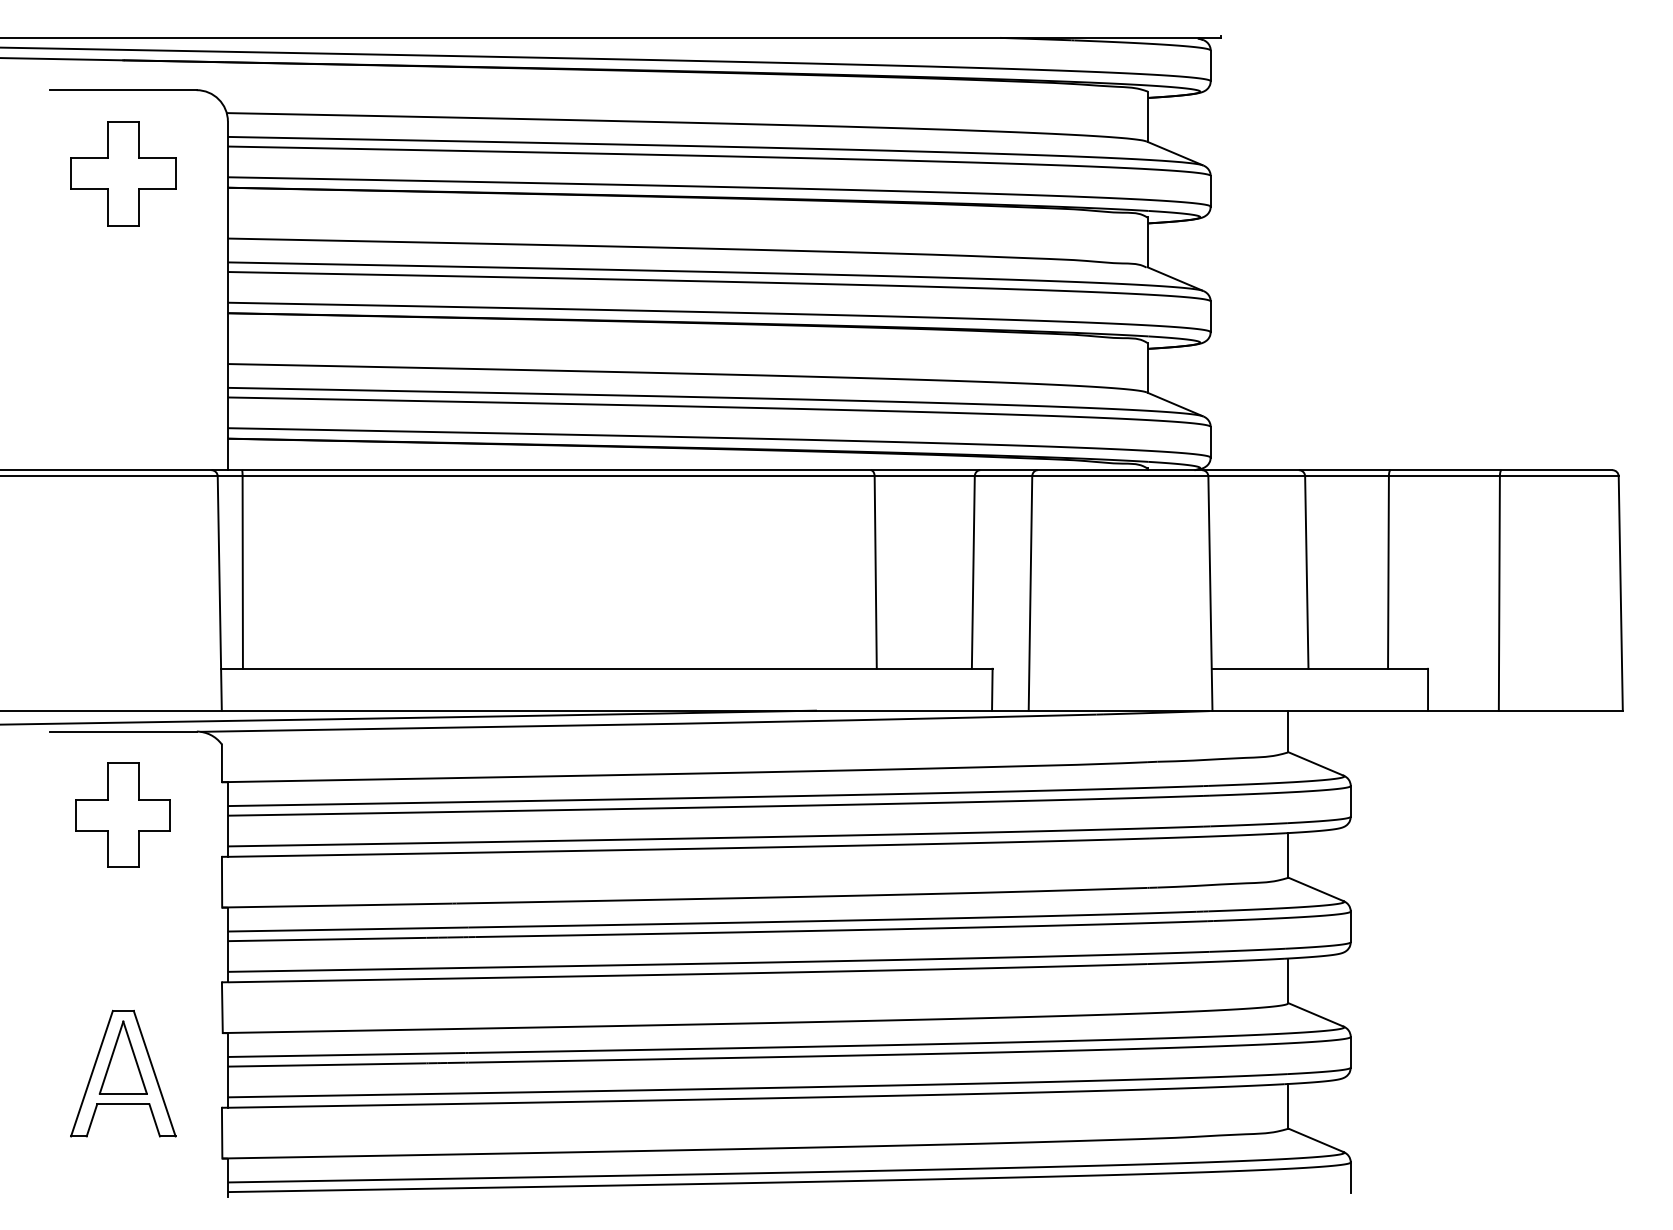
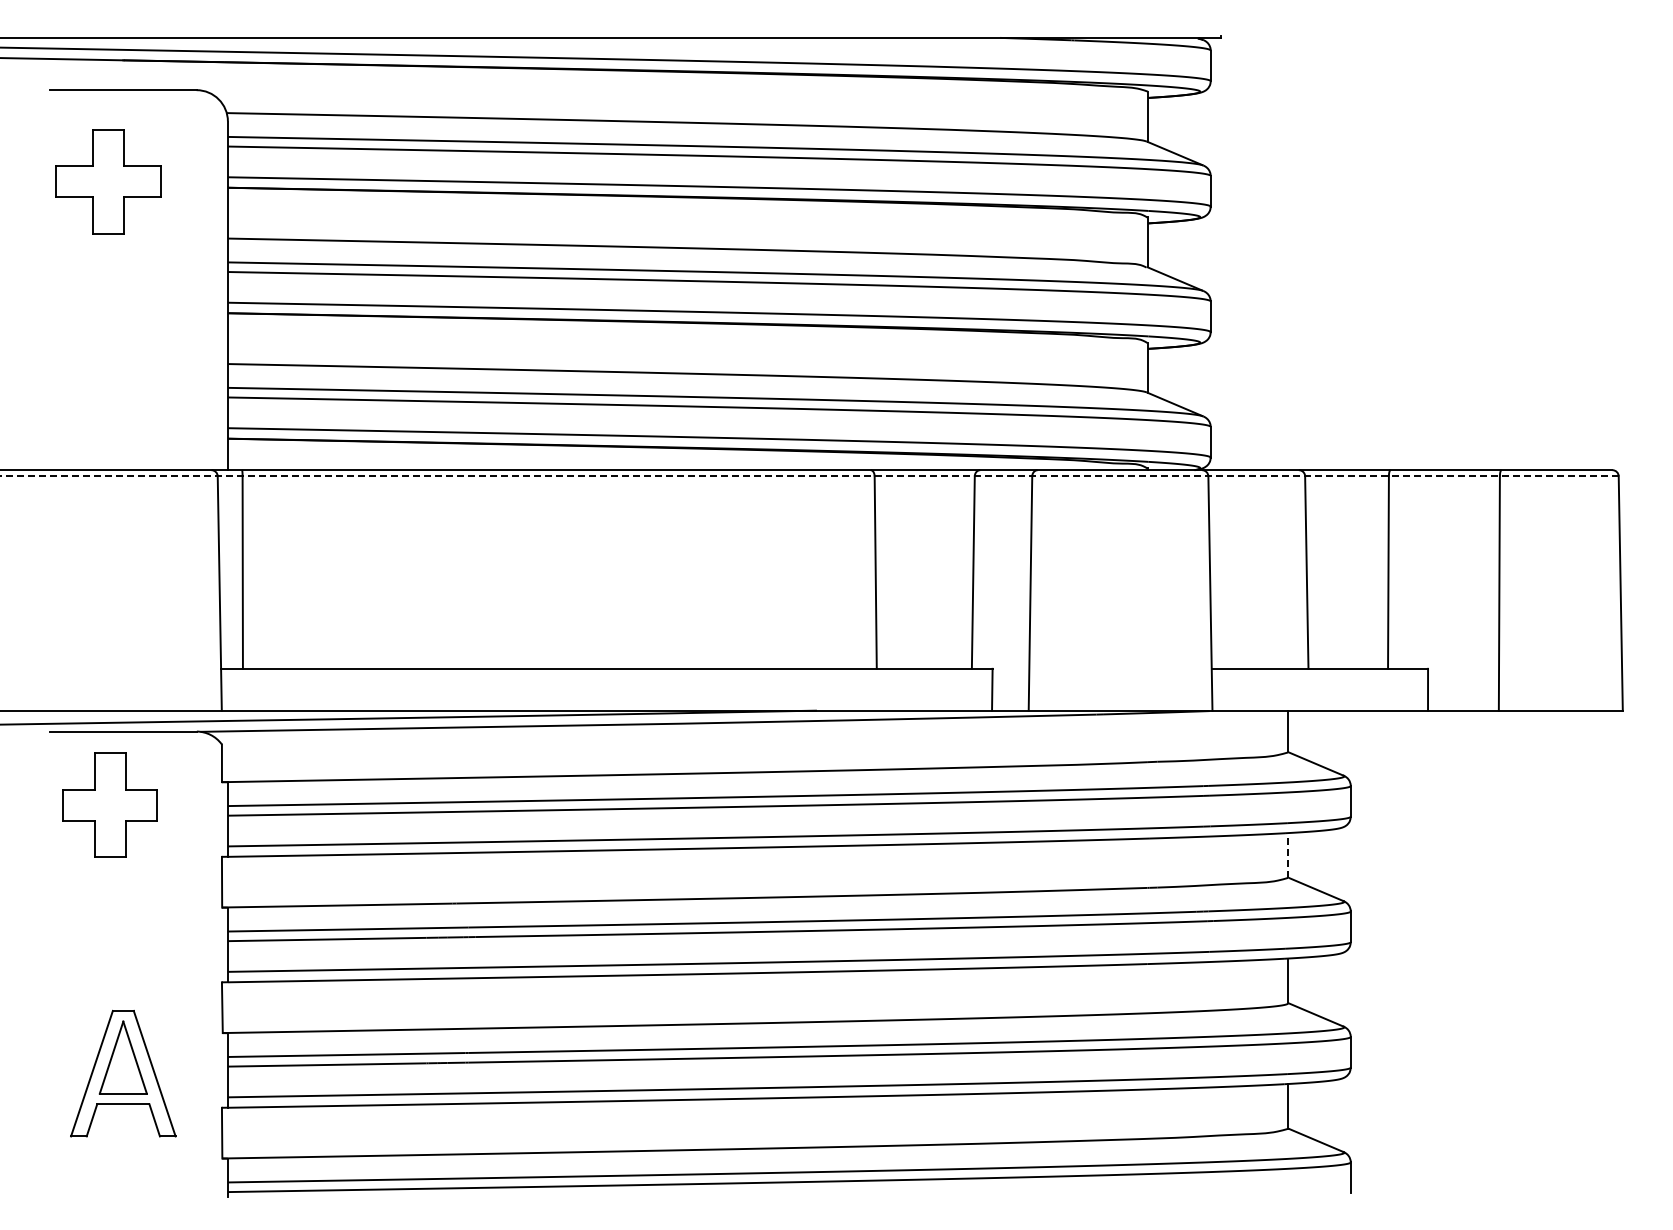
part position: (123, 173) -> (108, 181) (108, 181)
line: solid -> dashed (809, 476)
part position: (122, 814) -> (109, 804) (109, 804)
line: solid -> dashed (1288, 855)
